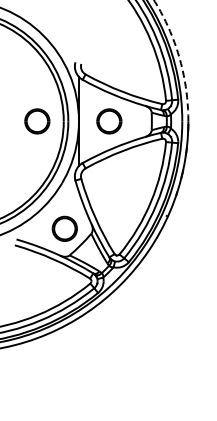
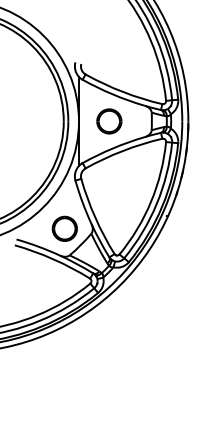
arc: dashed -> solid (179, 56)
part: present -> none (37, 121)
